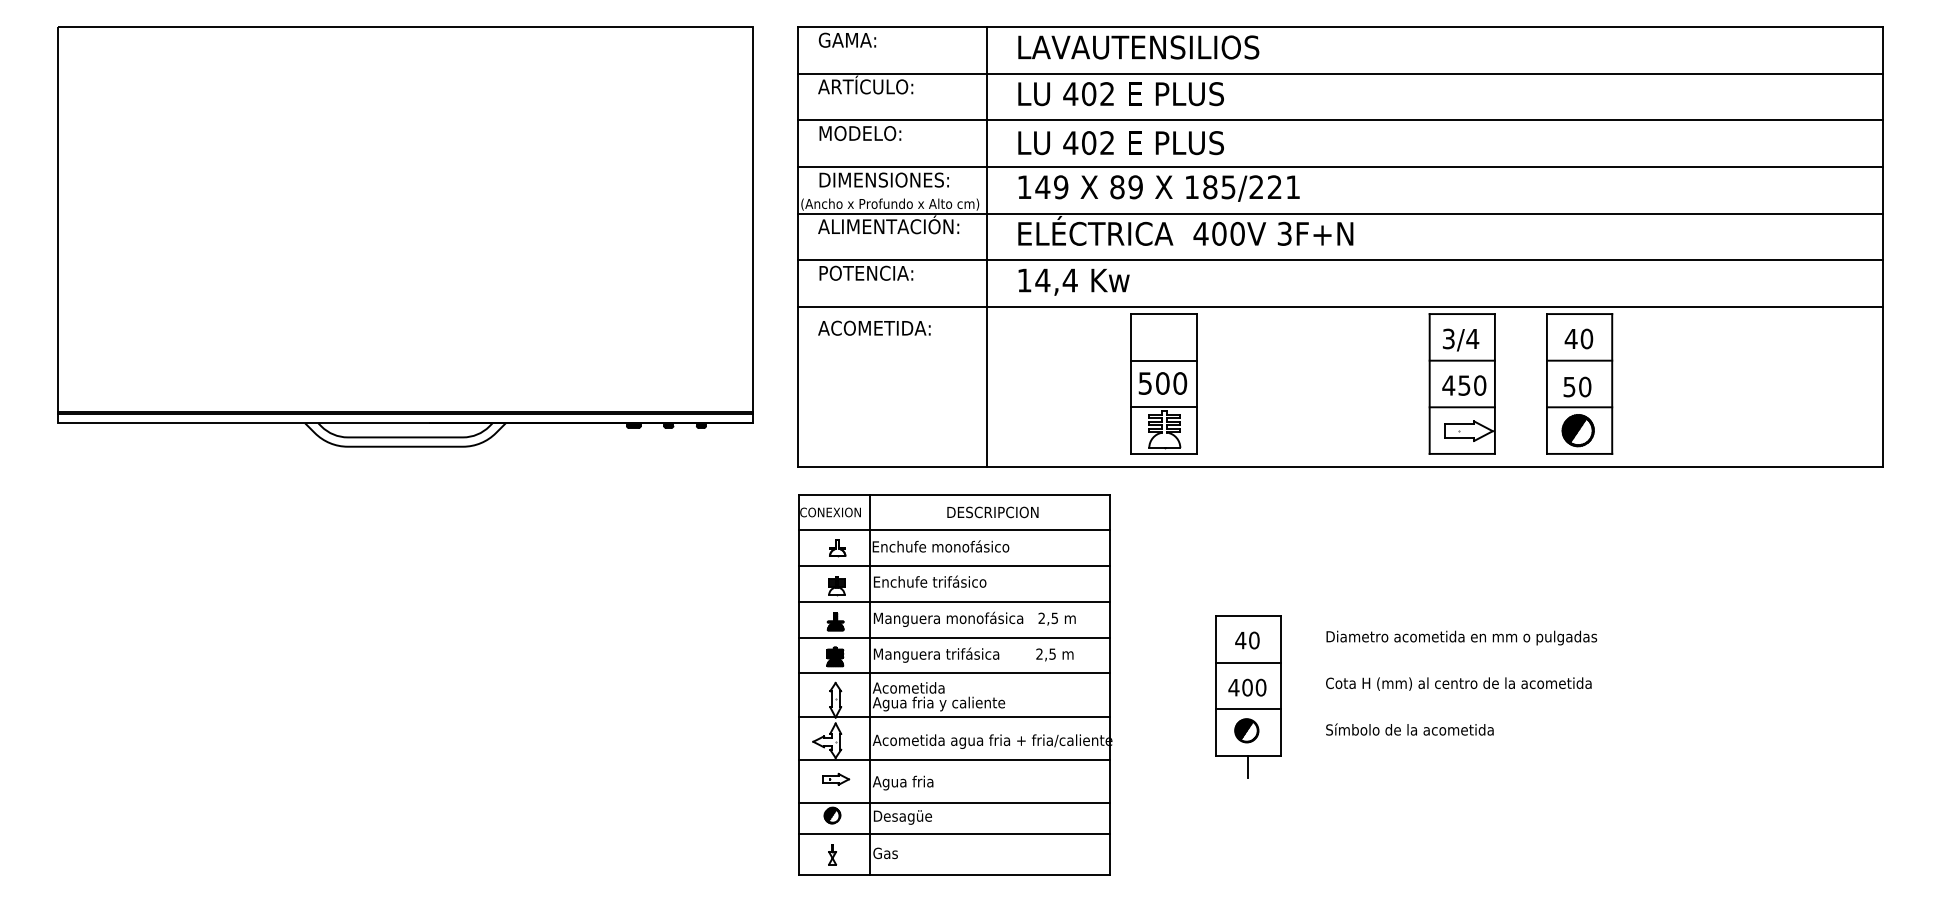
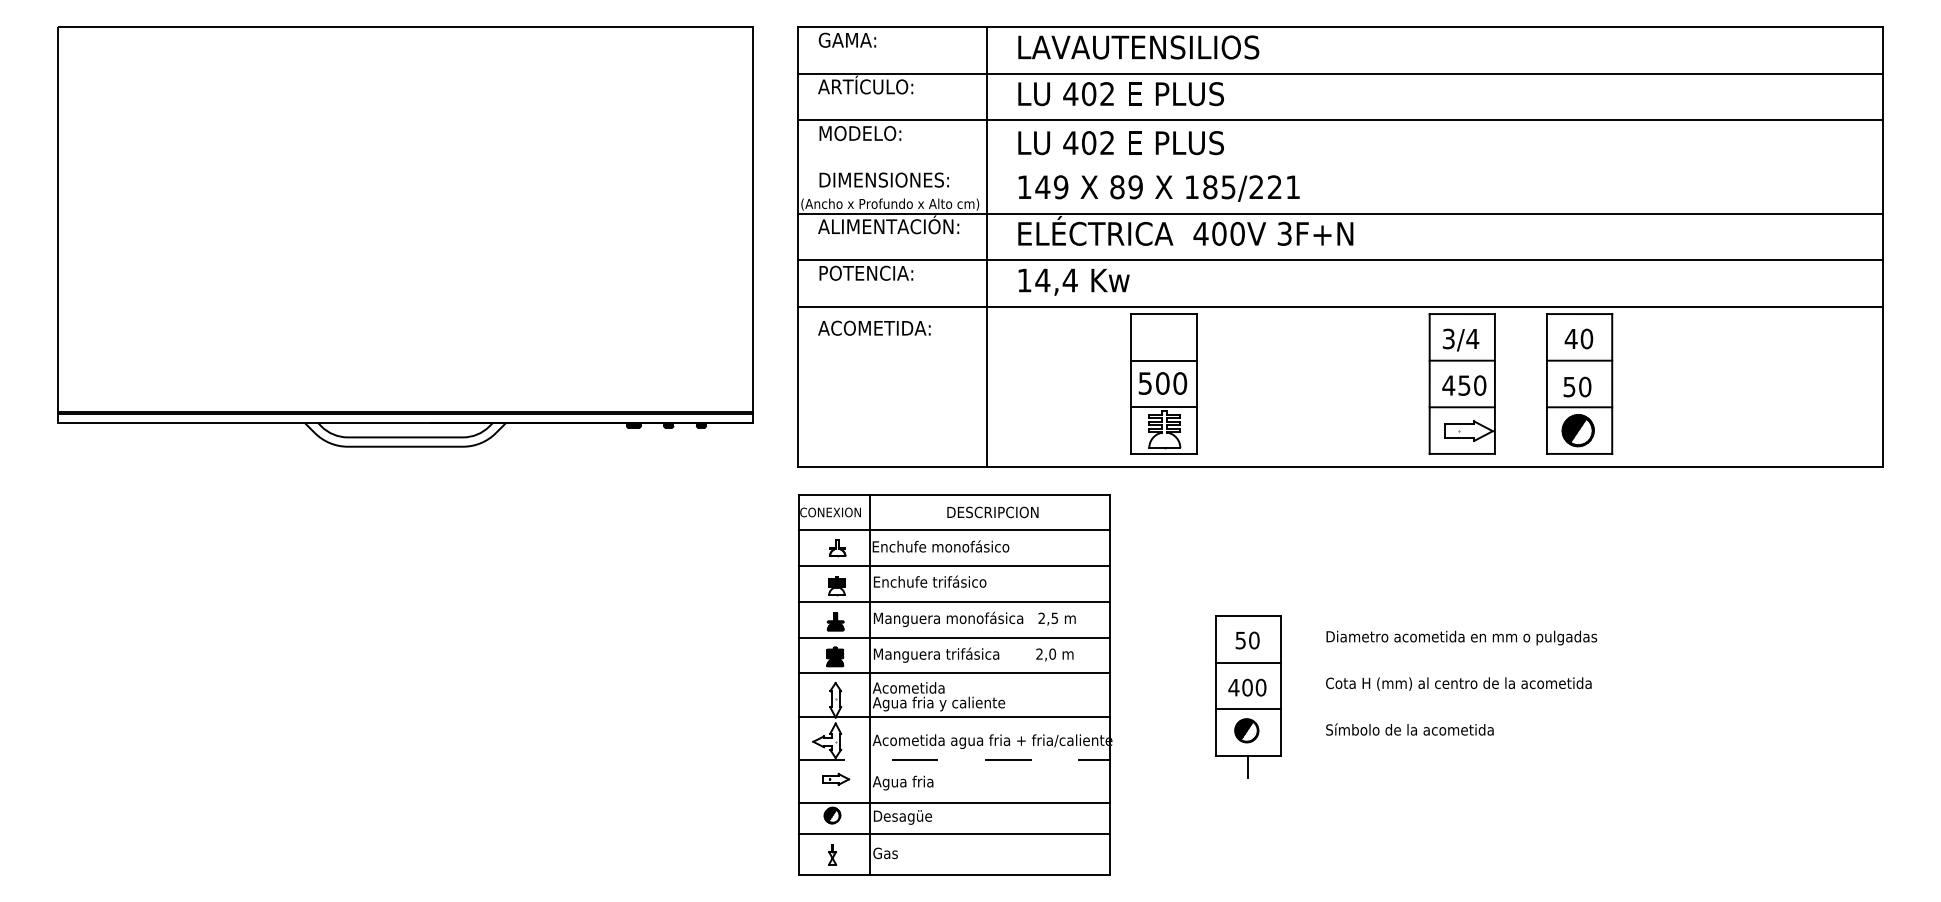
line: present -> none (1339, 167)
text: 40 -> 50 (1240, 640)
text: 2,5 -> 2,0 (1052, 653)
line: solid -> dashed (954, 759)
